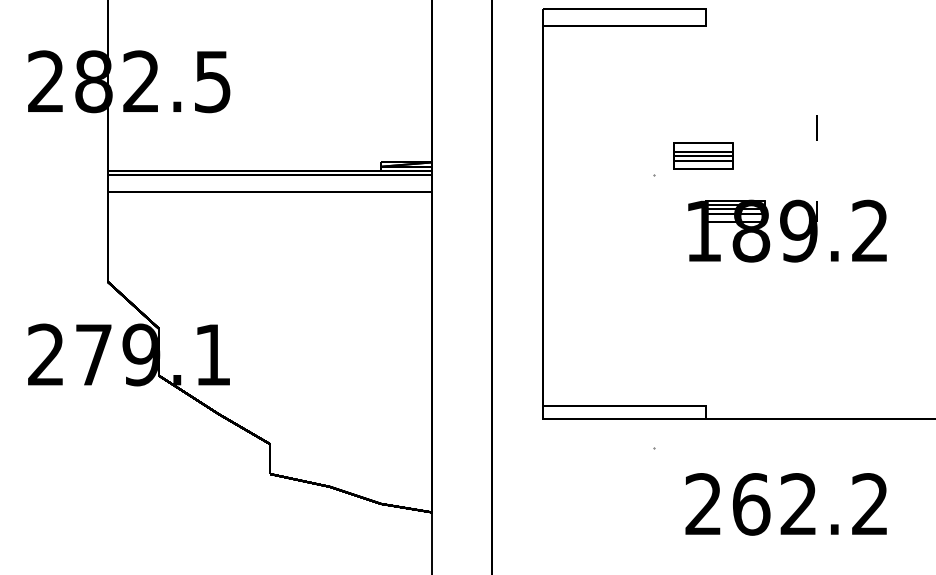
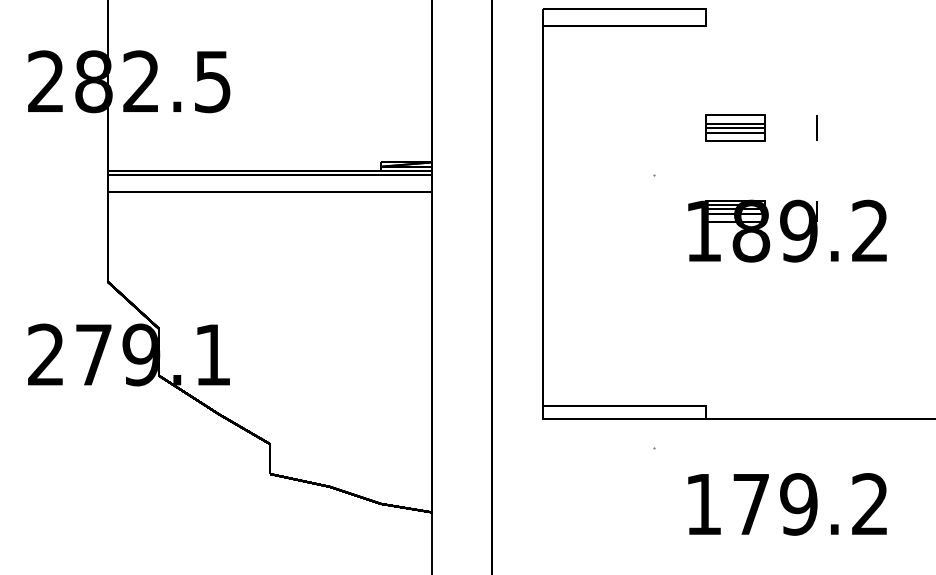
part position: (703, 155) -> (735, 127) (735, 127)
text: 262.2 -> 179.2 (751, 504)
